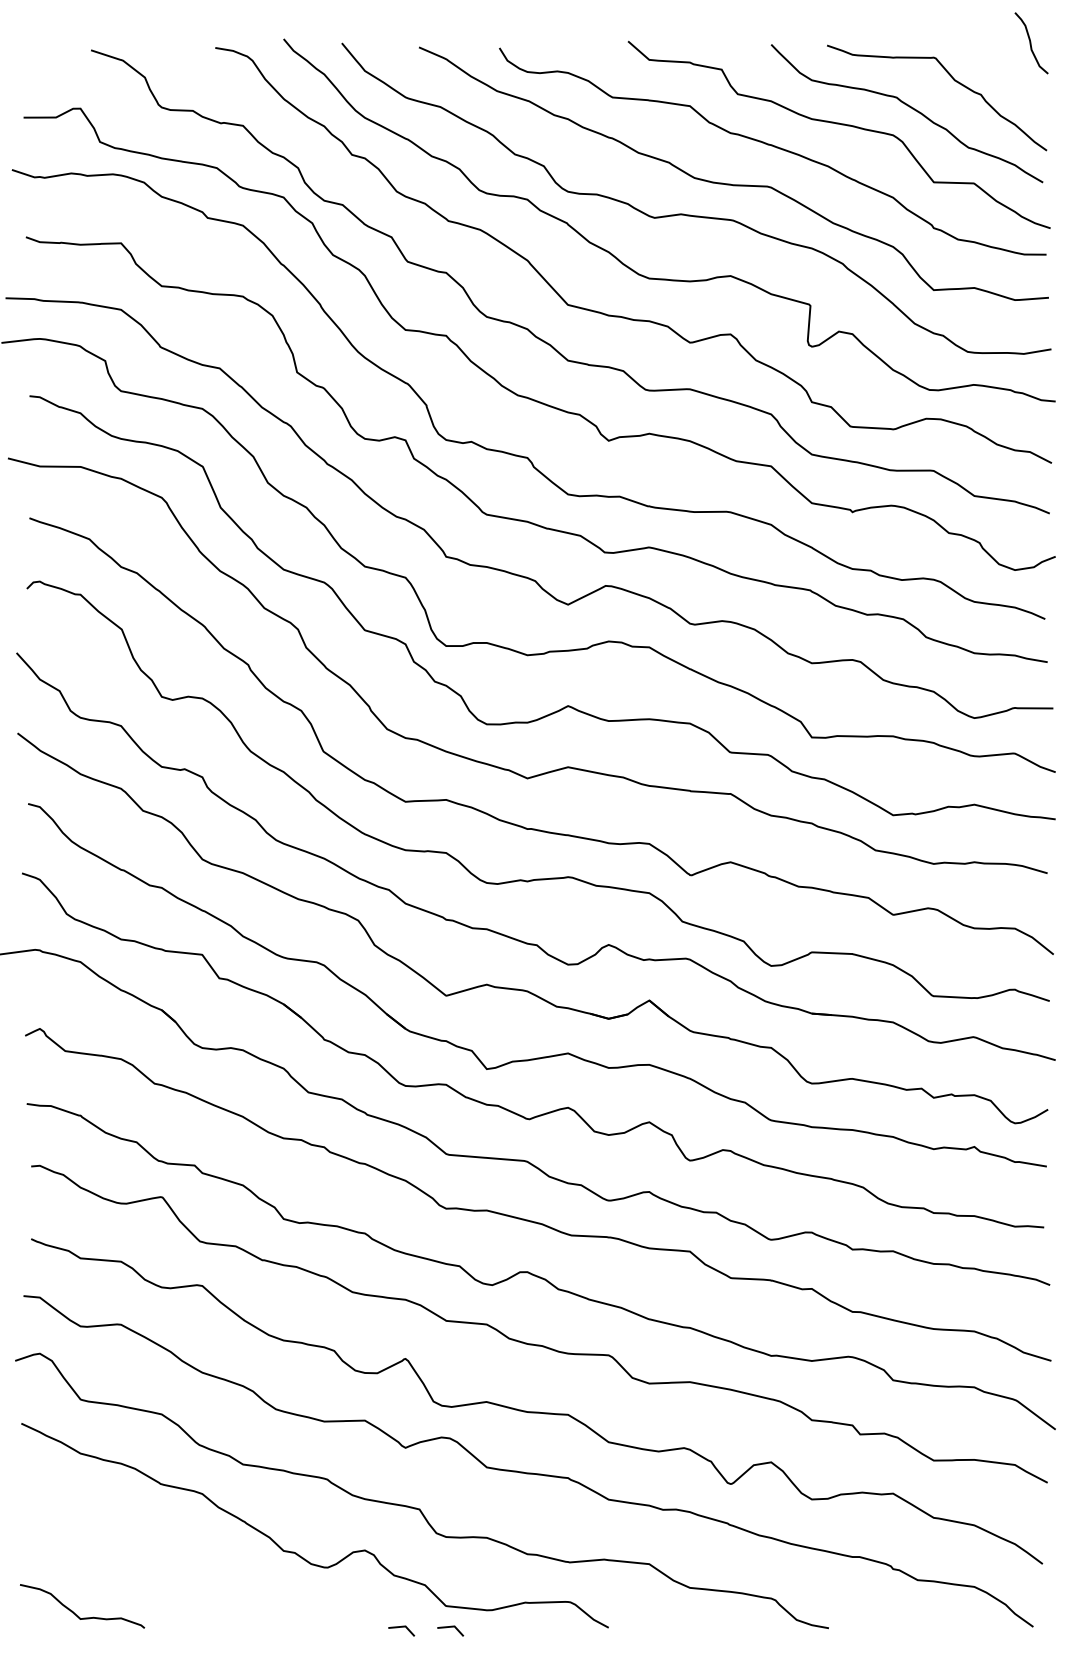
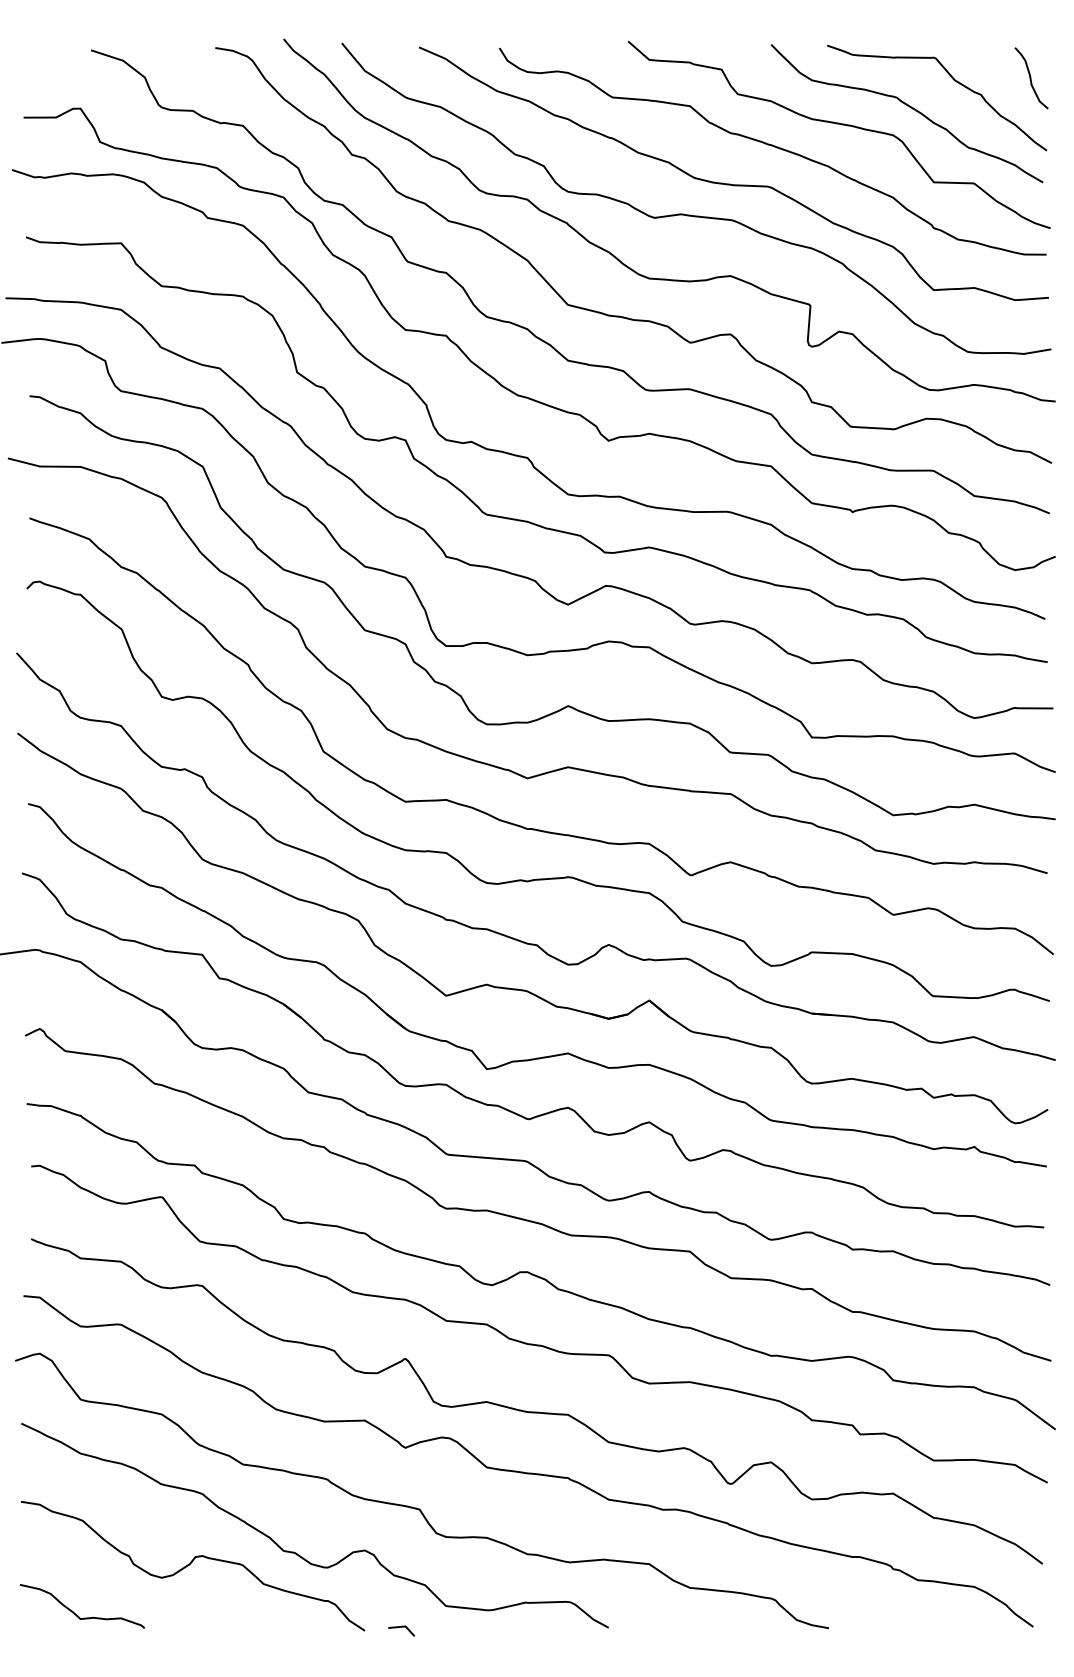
curve position: (1031, 43) -> (1031, 78) (1031, 78)
curve: none -> present (191, 1563)
line: present -> none (450, 1627)
